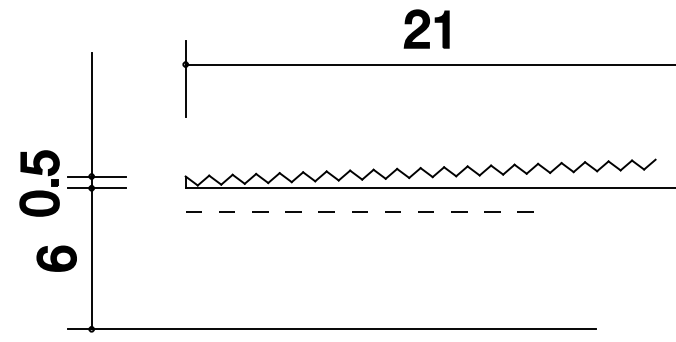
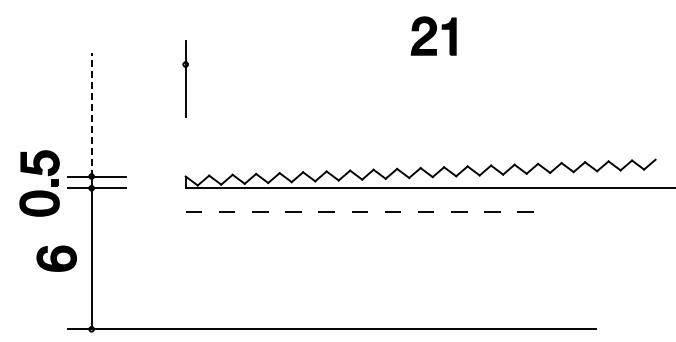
part position: (426, 28) -> (433, 35) (433, 35)
line: present -> none (428, 64)
line: solid -> dashed (91, 114)
